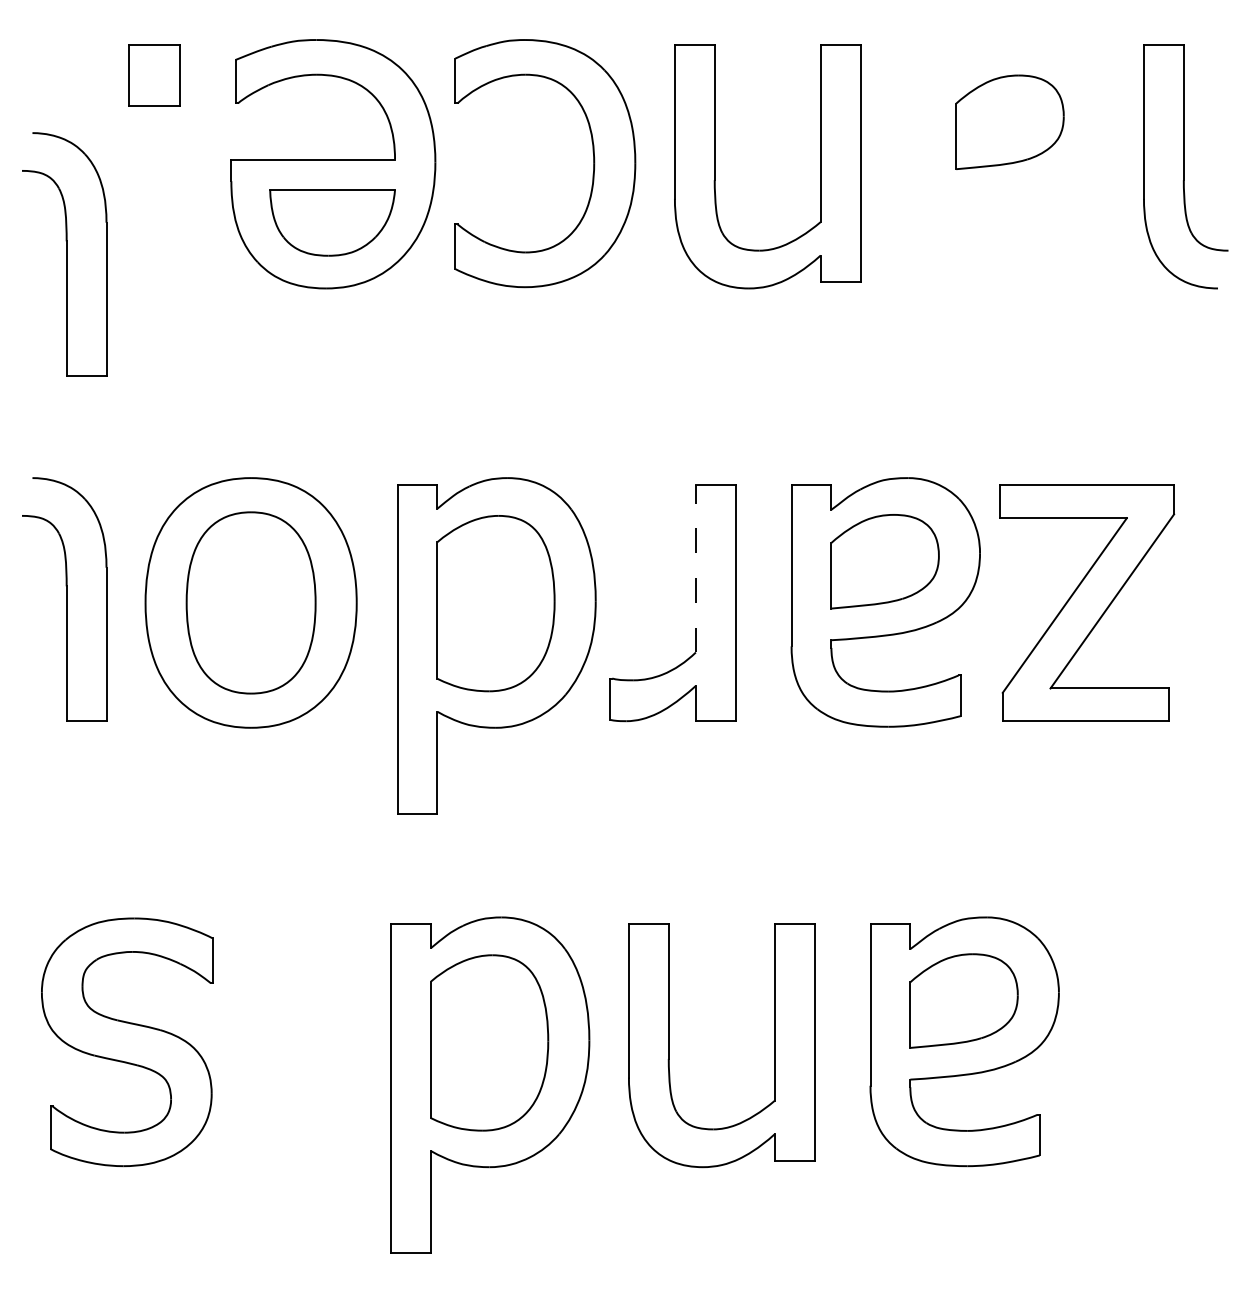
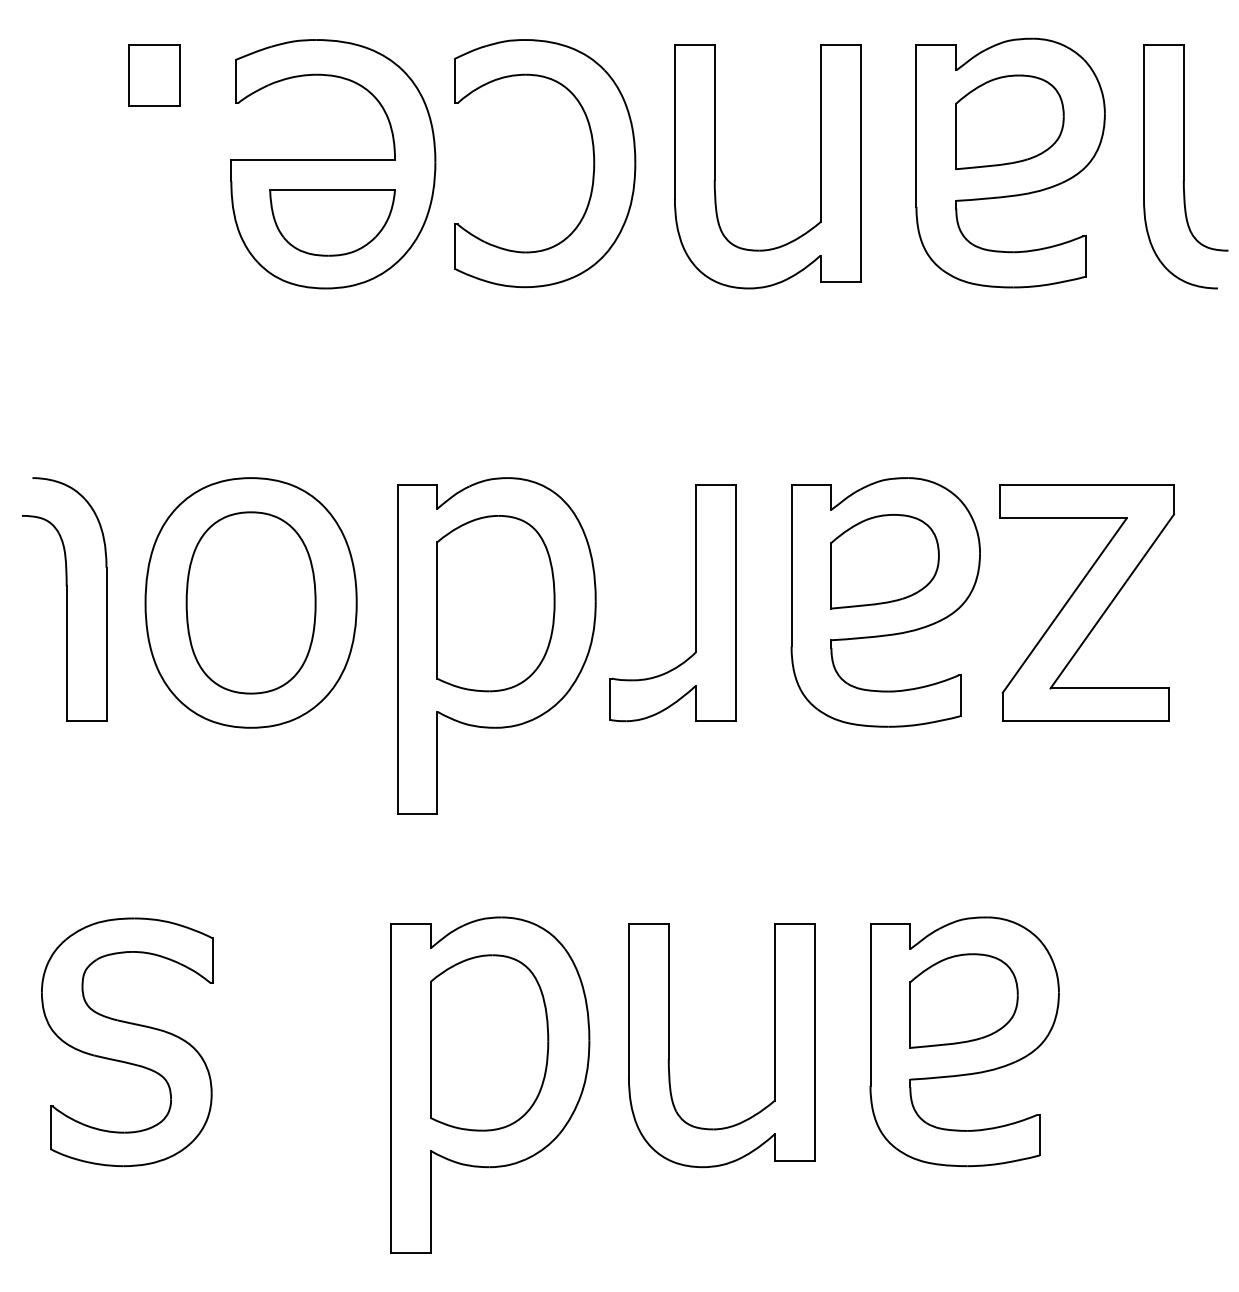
part: none -> present (1010, 162)
part: present -> none (64, 254)
line: dashed -> solid (695, 568)
